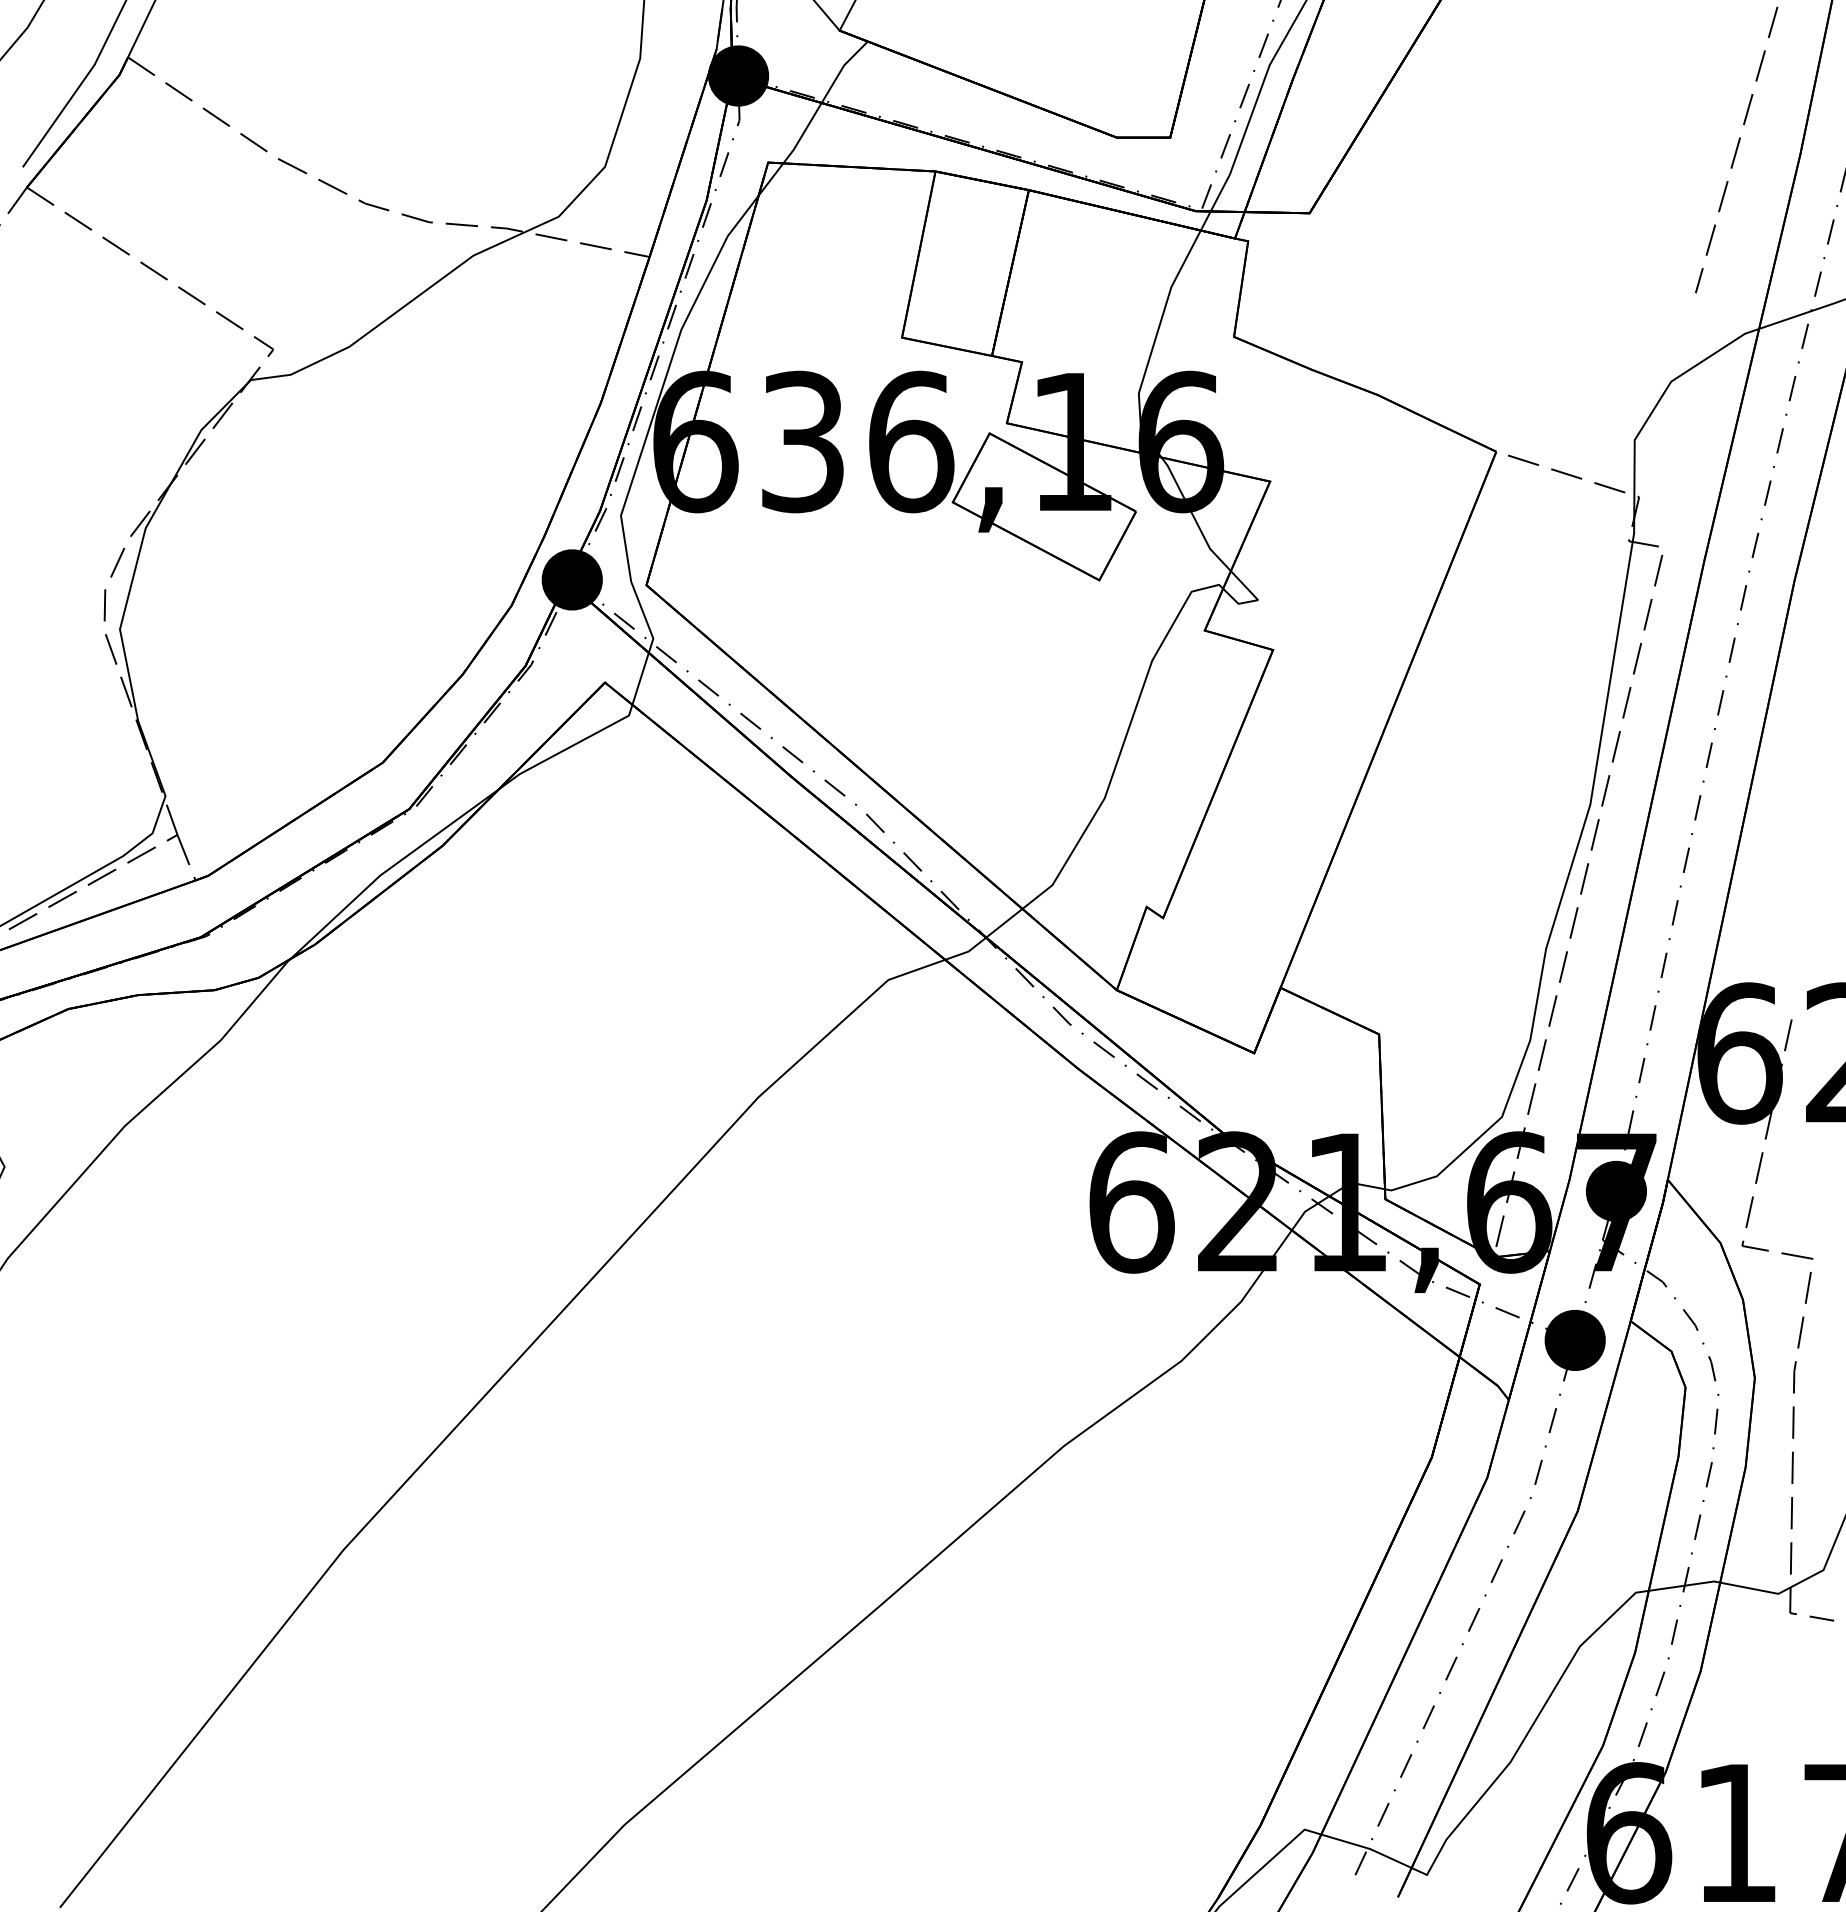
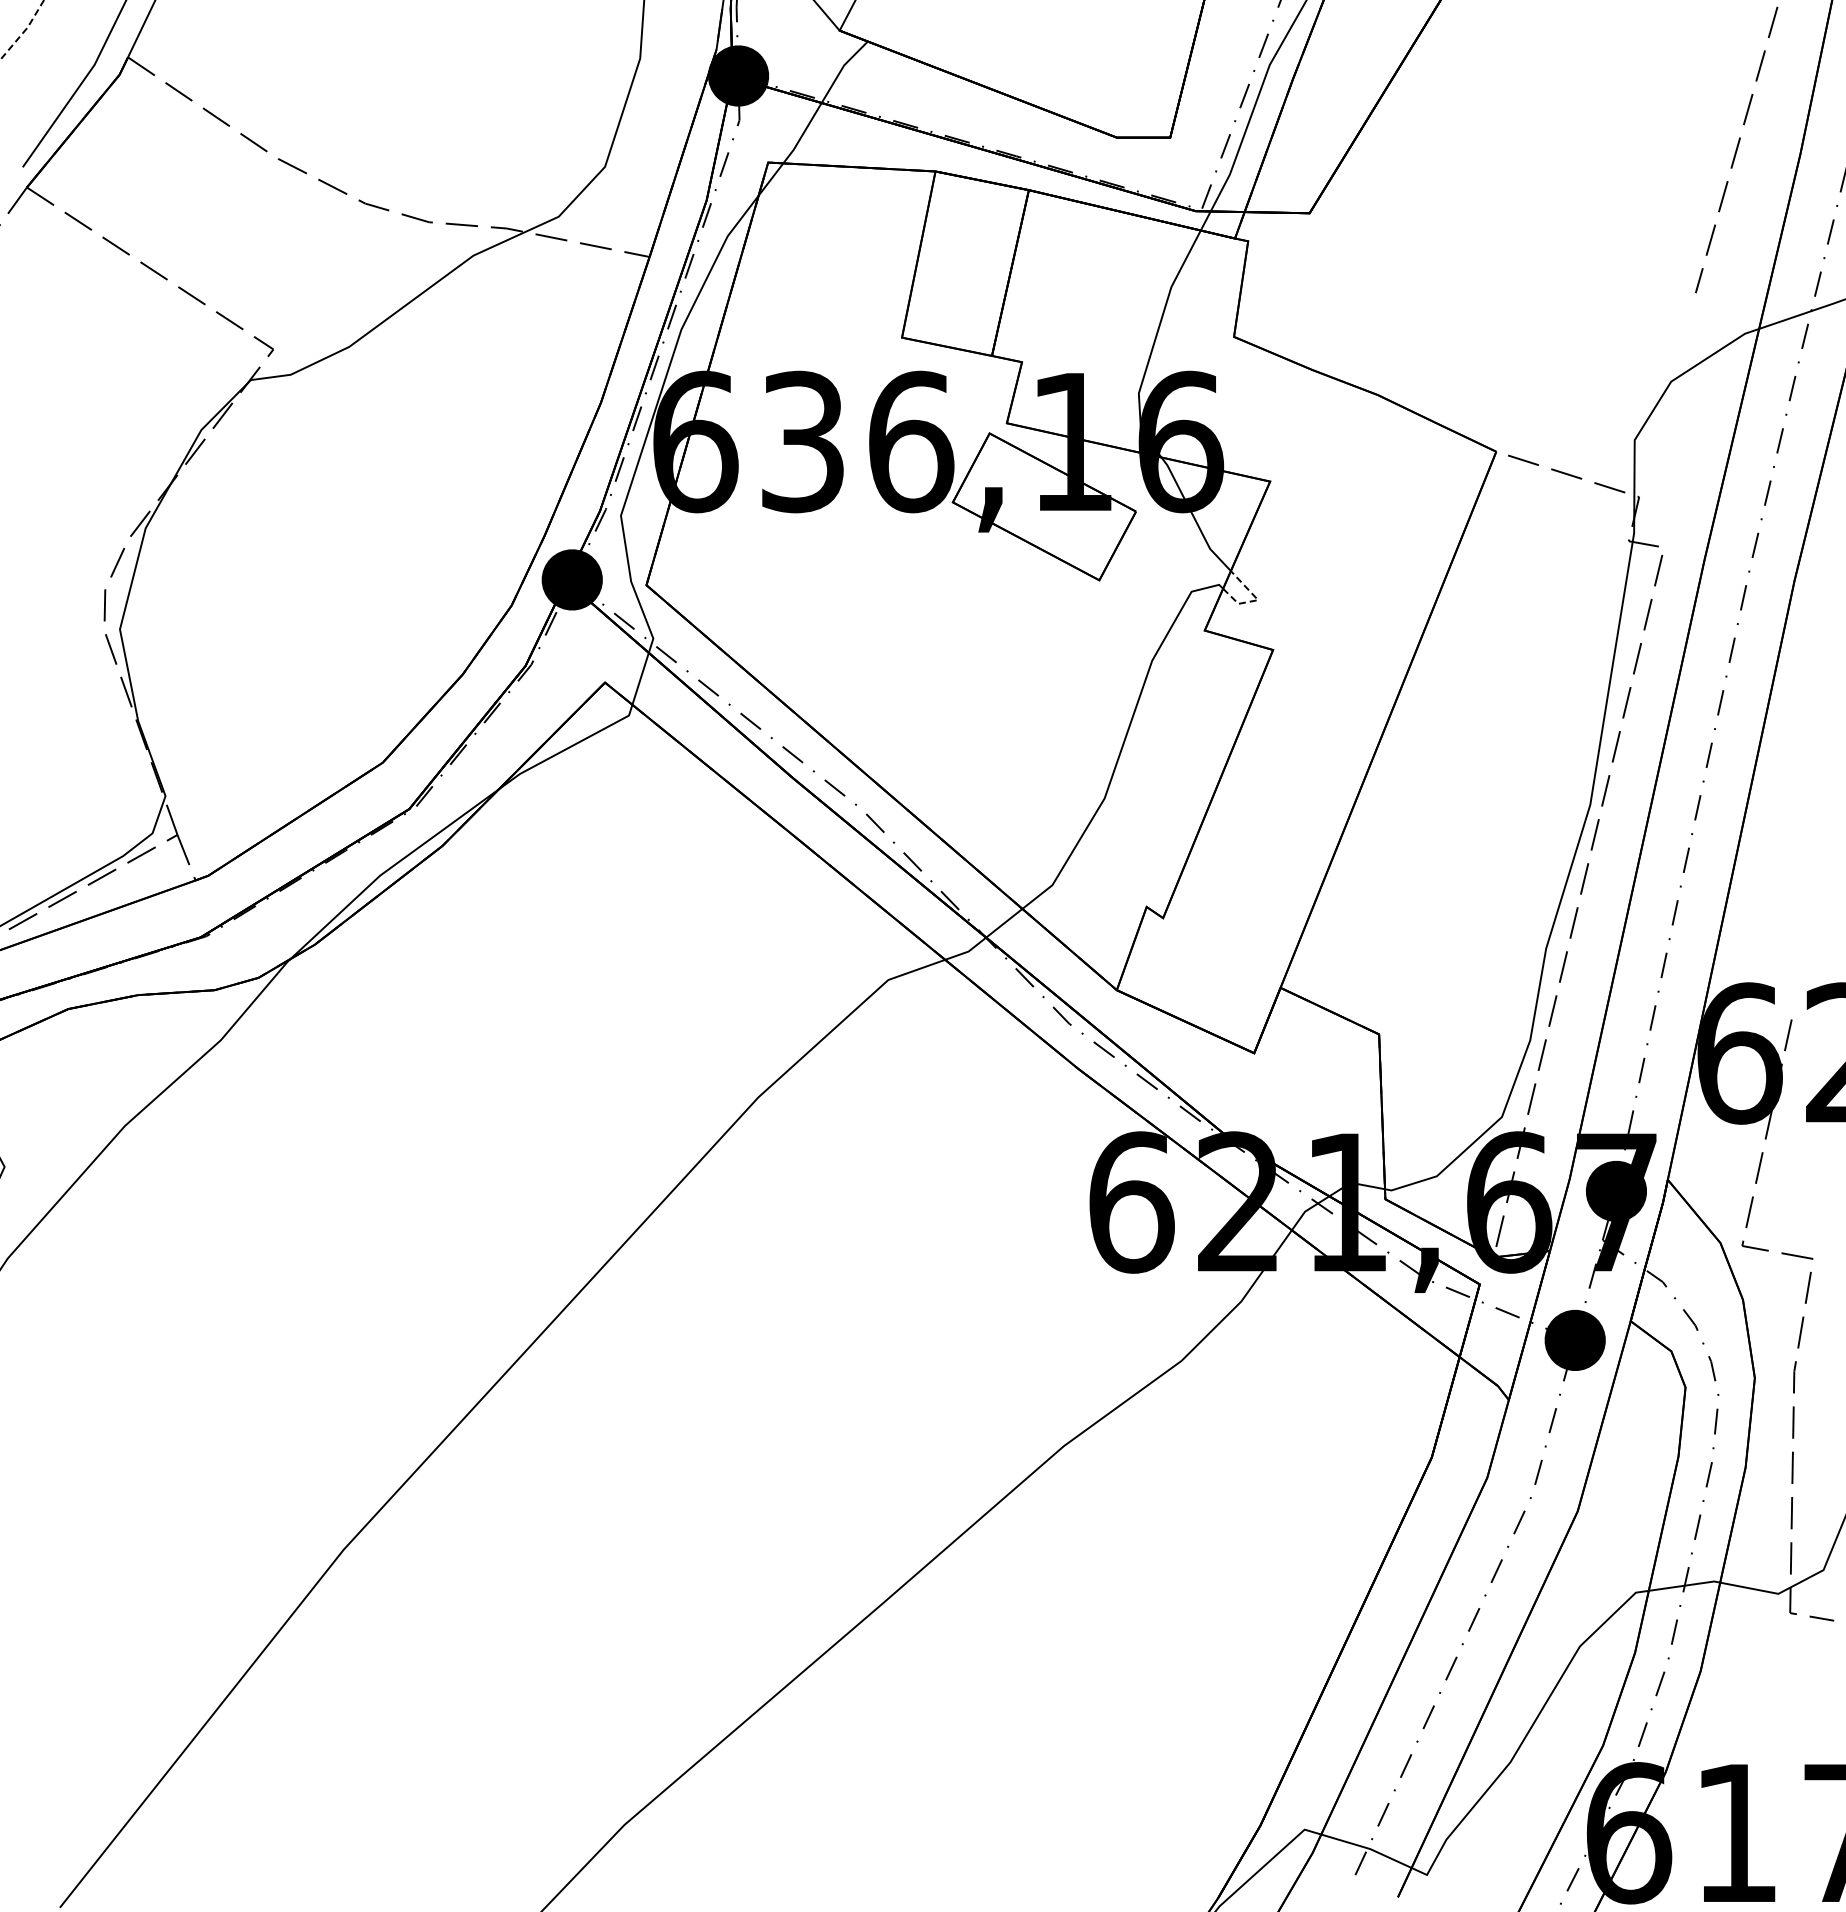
line: solid -> dashed (25, 30)
line: solid -> dashed (1257, 600)
